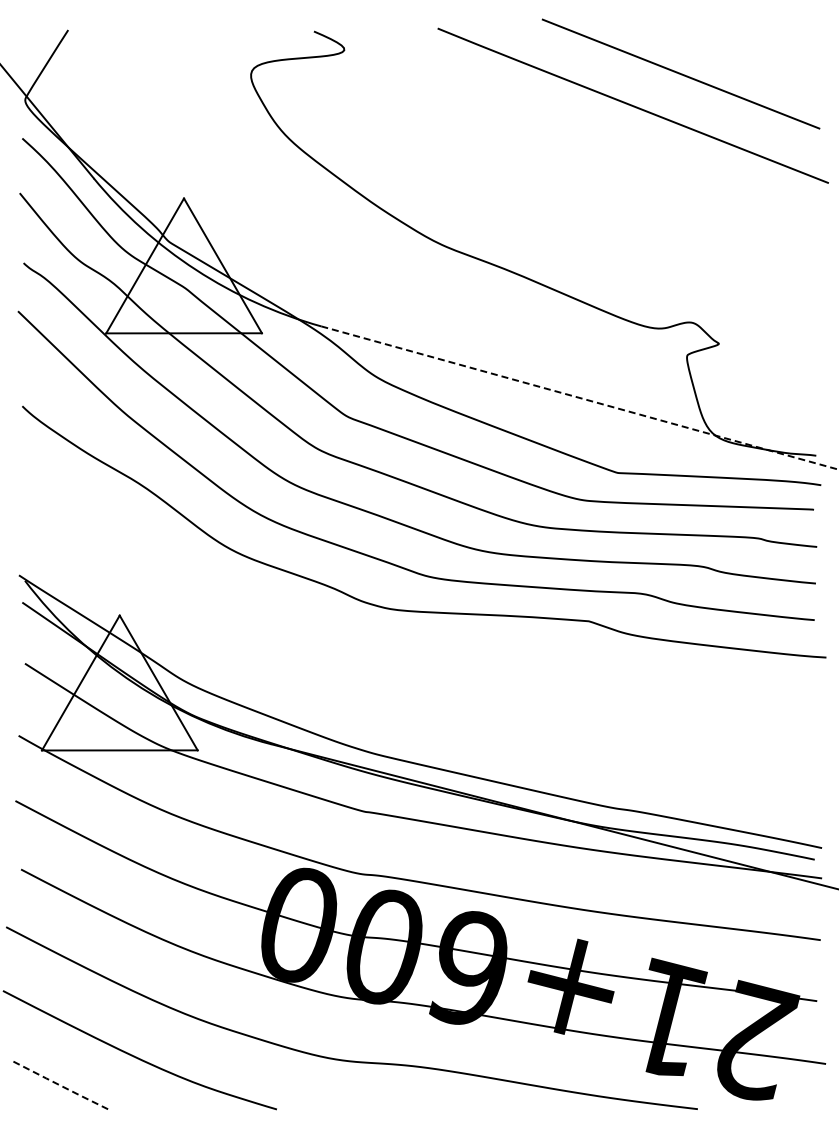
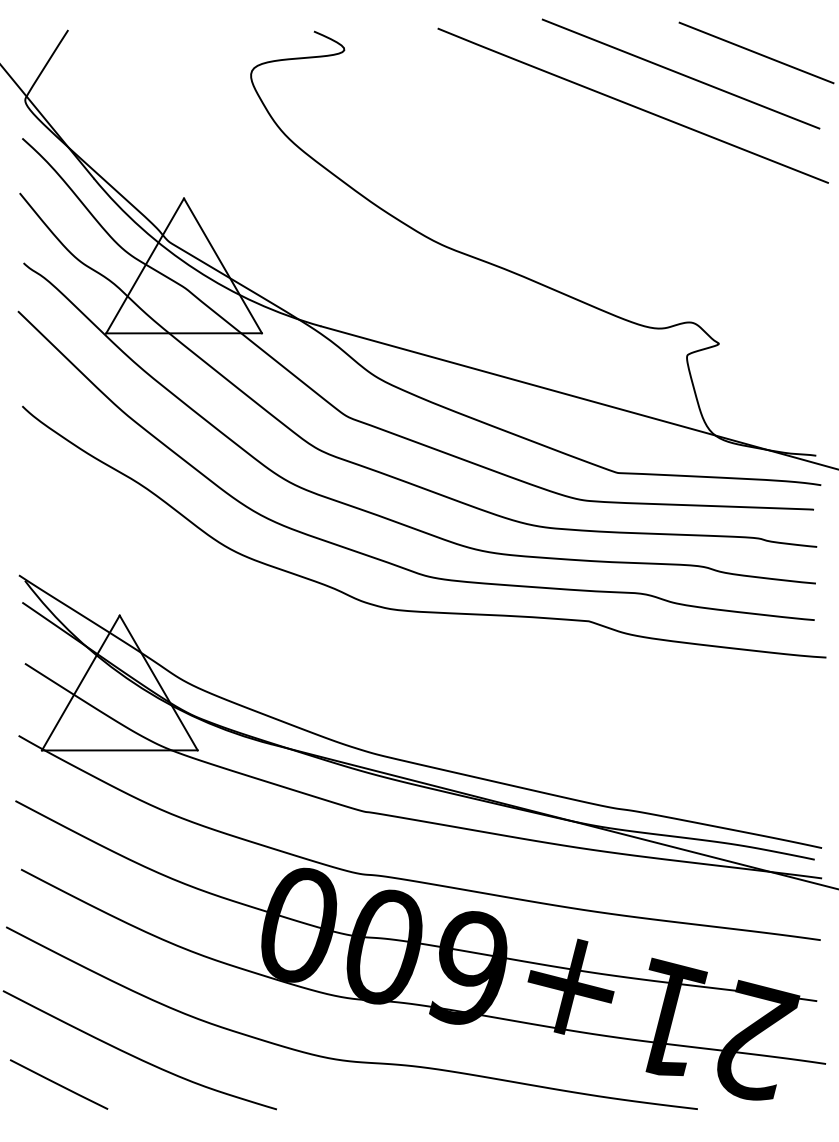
line: none -> present (756, 52)
line: dashed -> solid (580, 398)
line: dashed -> solid (58, 1084)
